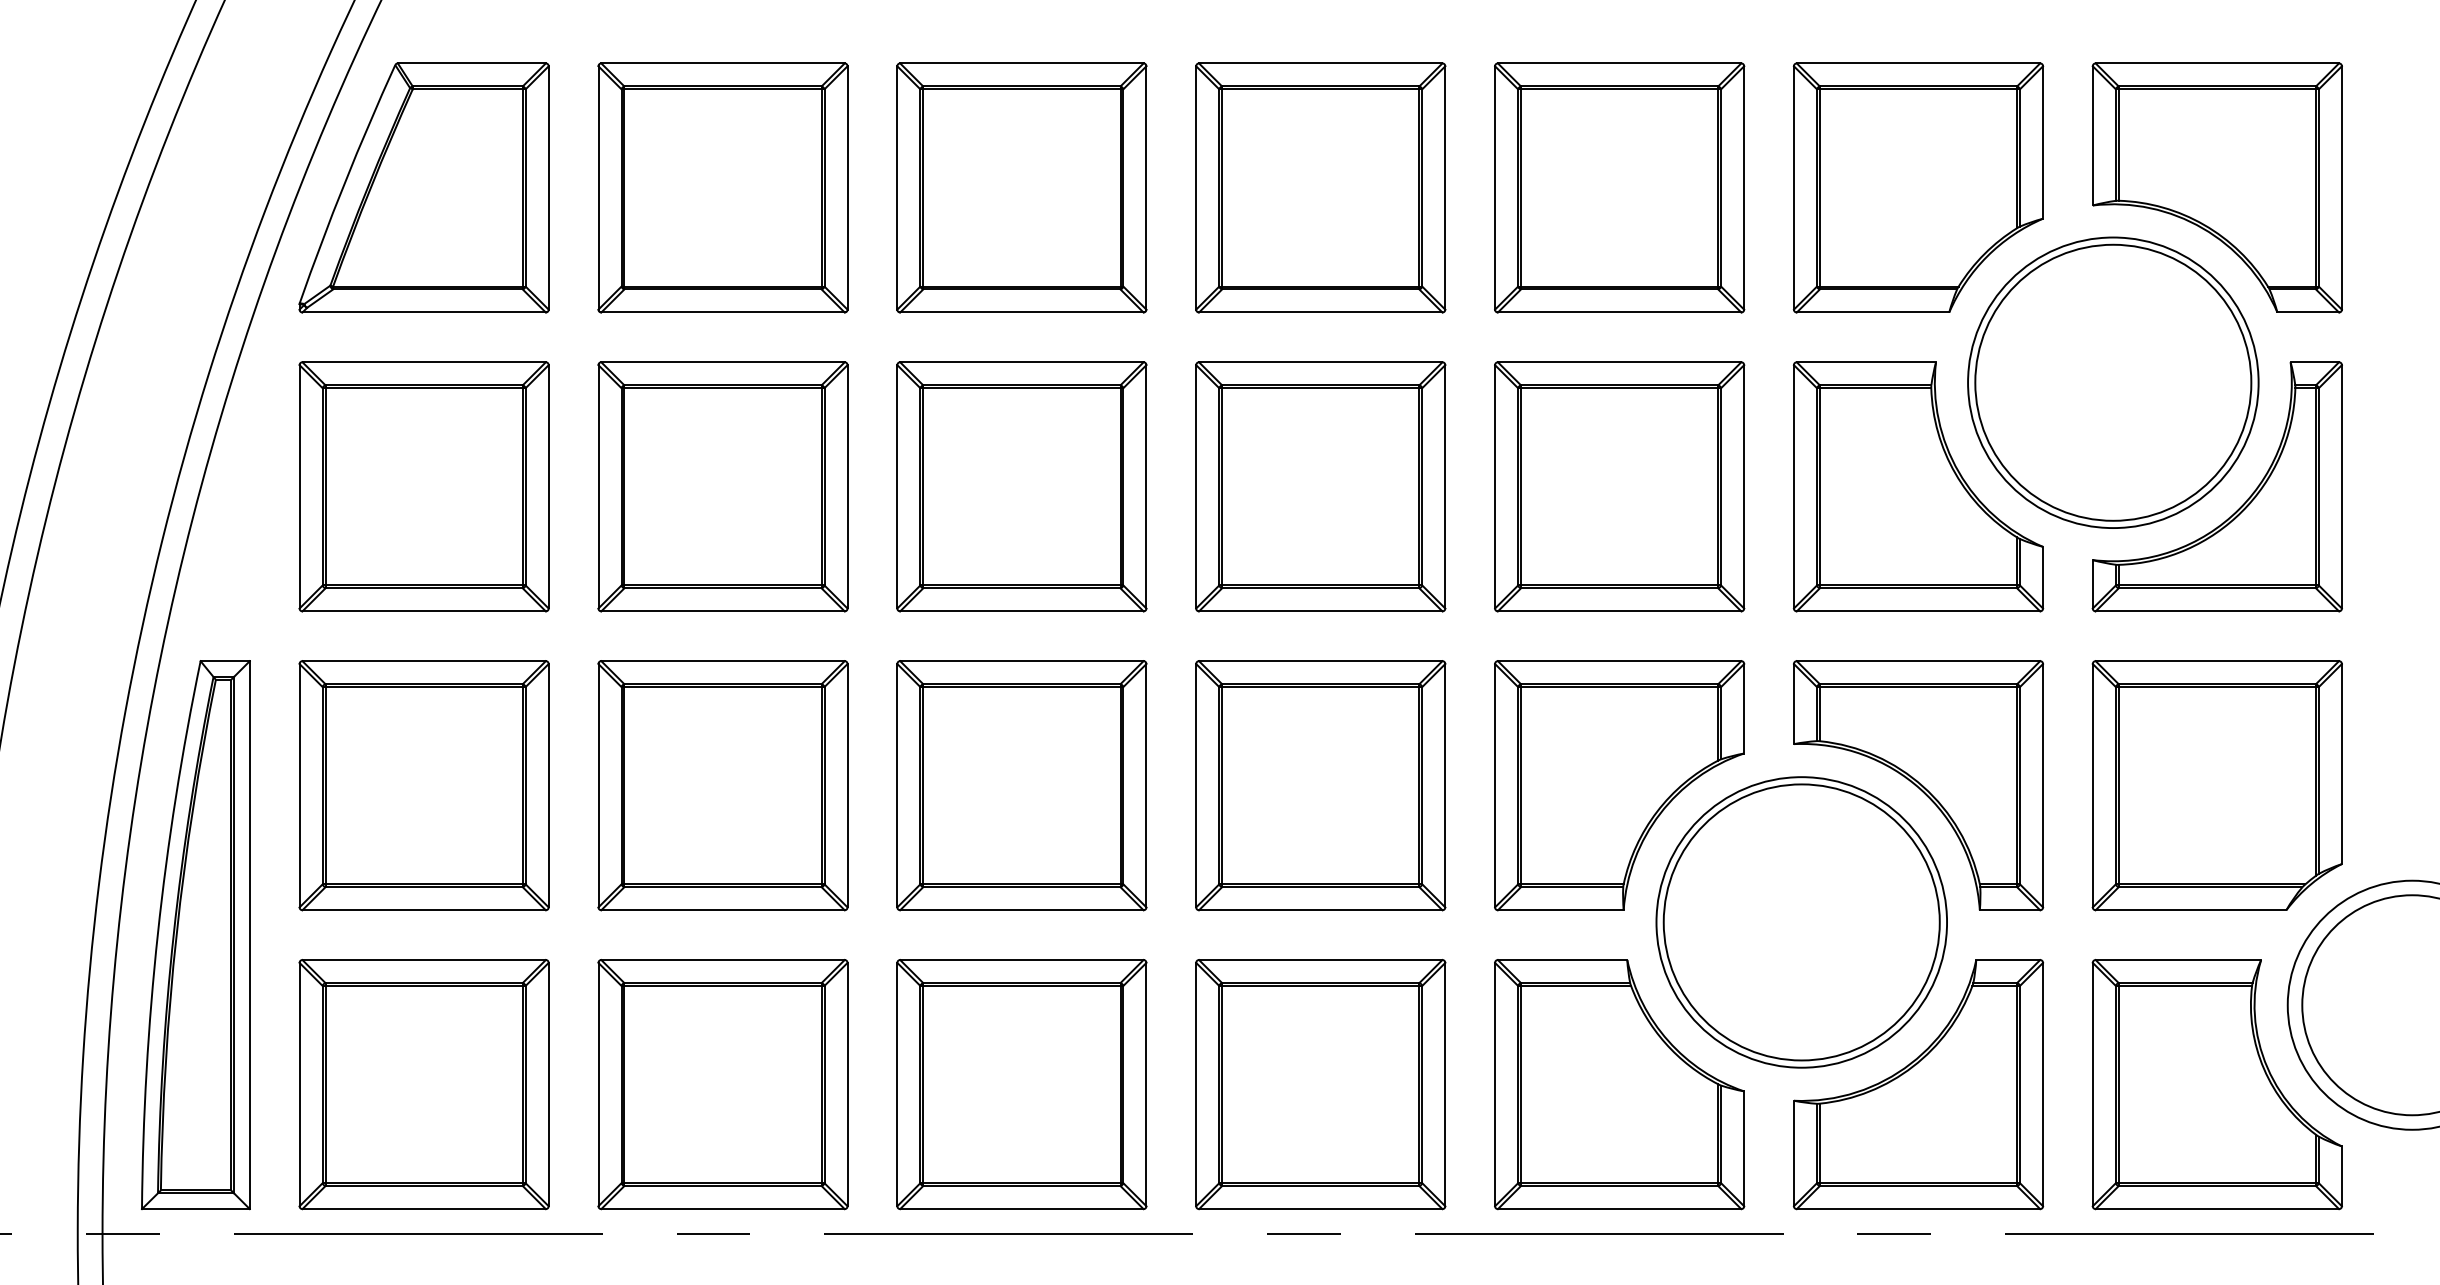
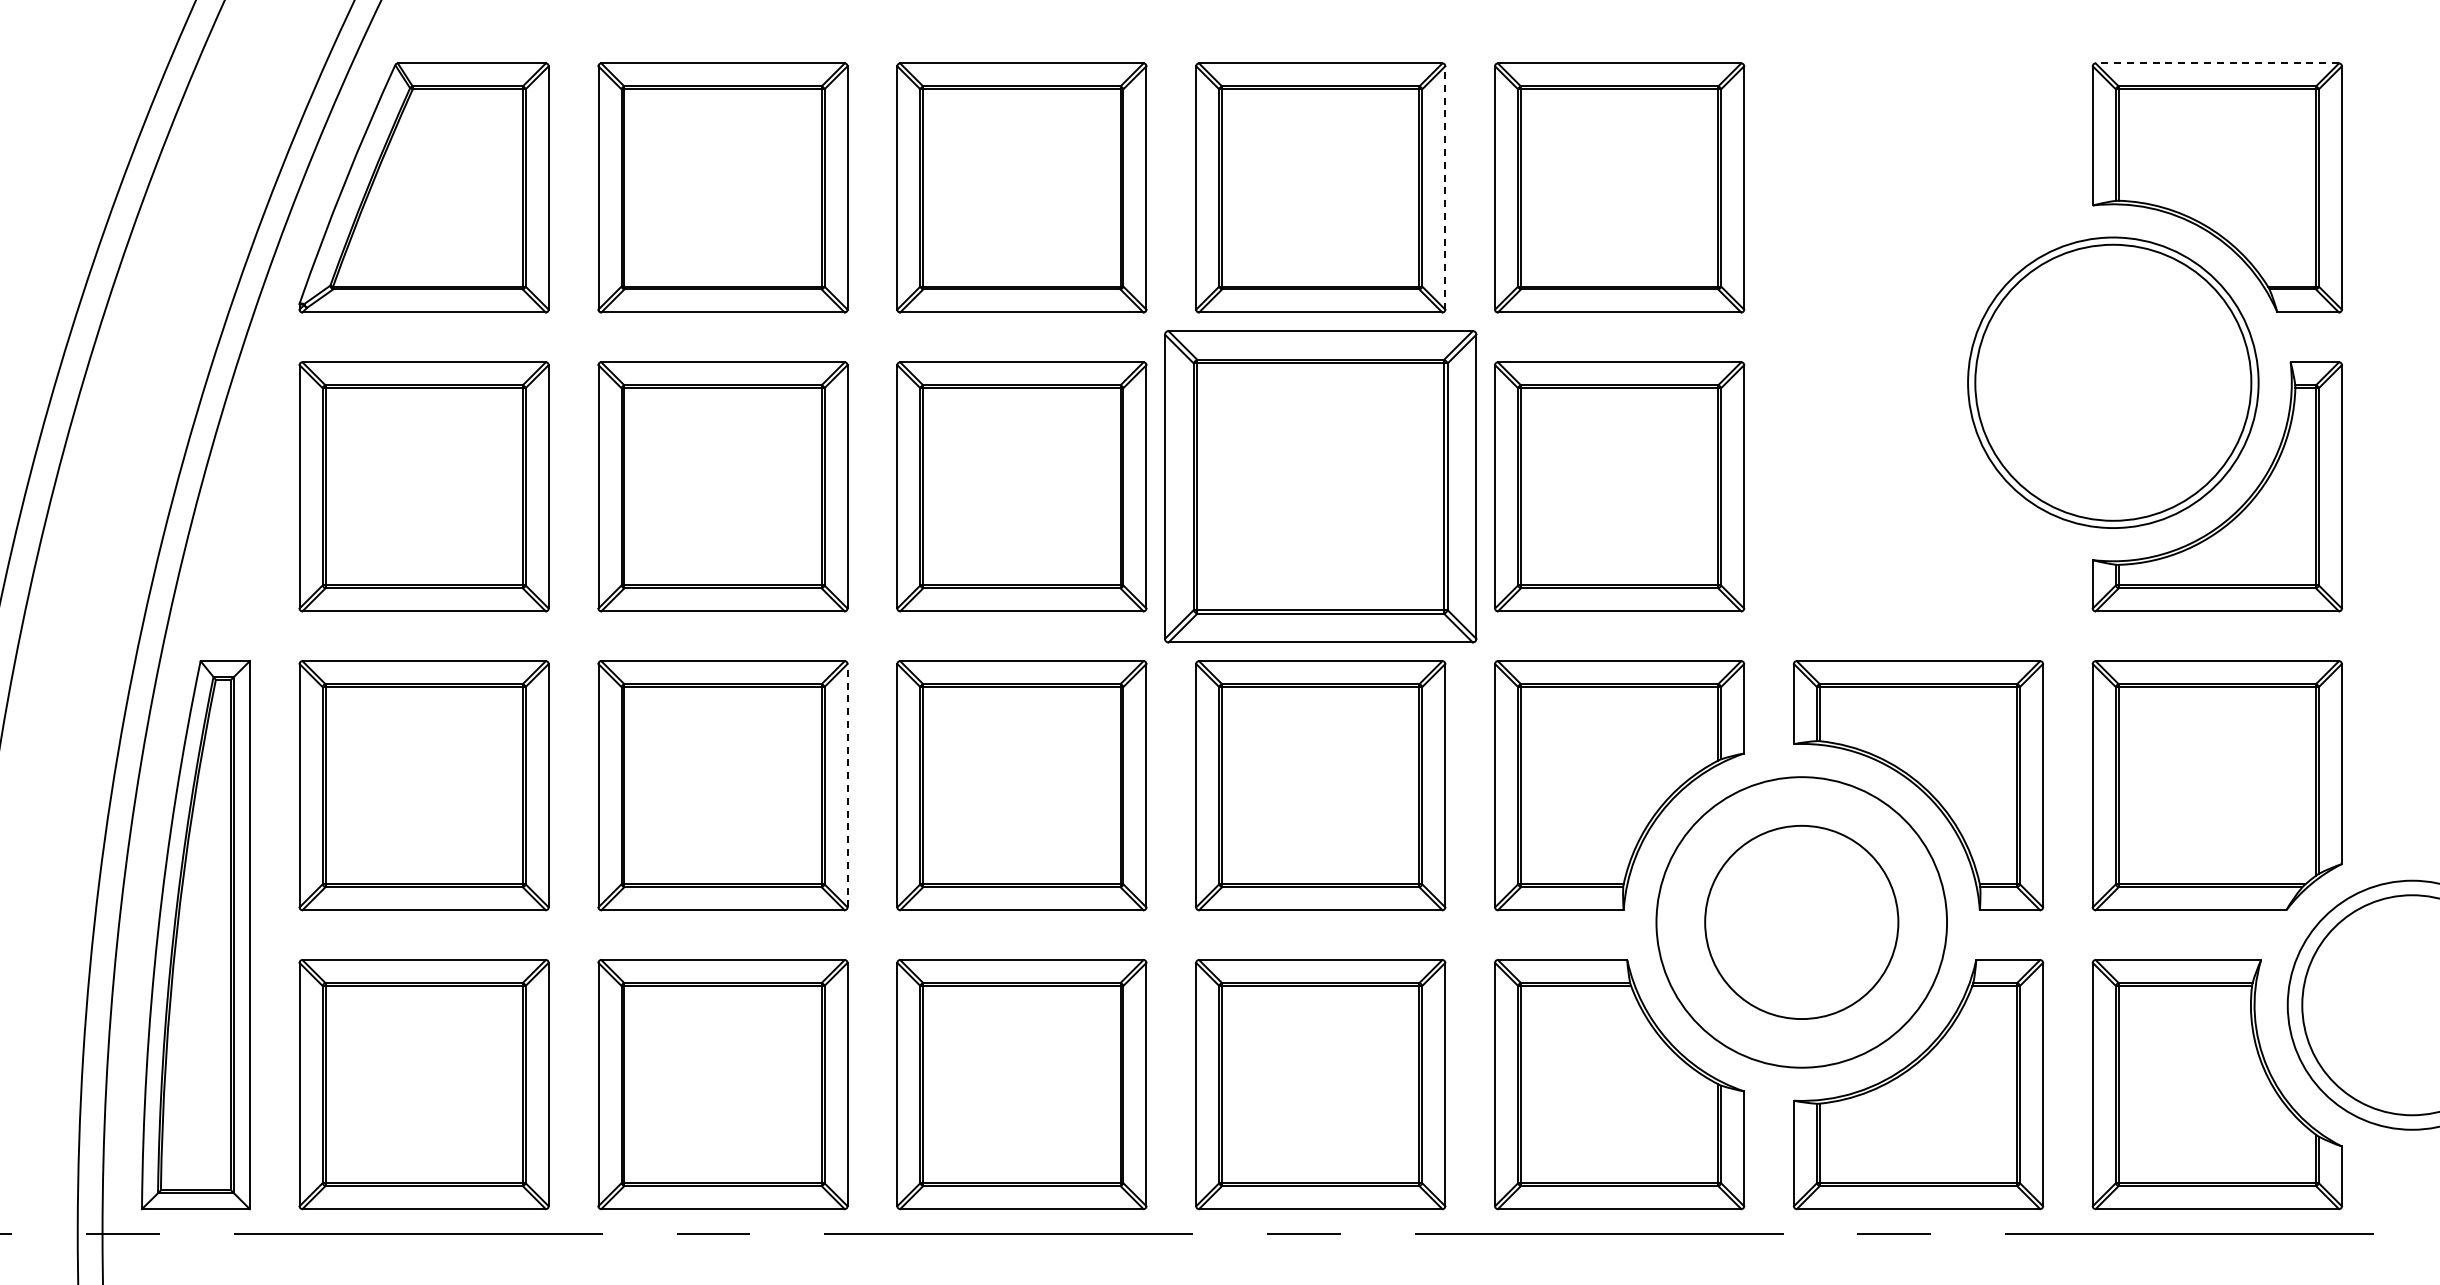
line: solid -> dashed (2217, 63)
line: solid -> dashed (1445, 187)
part: present -> none (1918, 187)
part size: 252x252 px -> 314x314 px (1320, 486)
part: present -> none (1918, 486)
line: solid -> dashed (847, 785)
circle diameter: 276 px -> 193 px (1801, 922)
